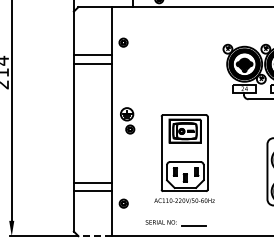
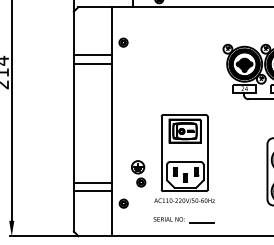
part position: (127, 120) -> (138, 173) (138, 173)
part position: (175, 223) -> (183, 220) (183, 220)
line: dashed -> solid (95, 236)
